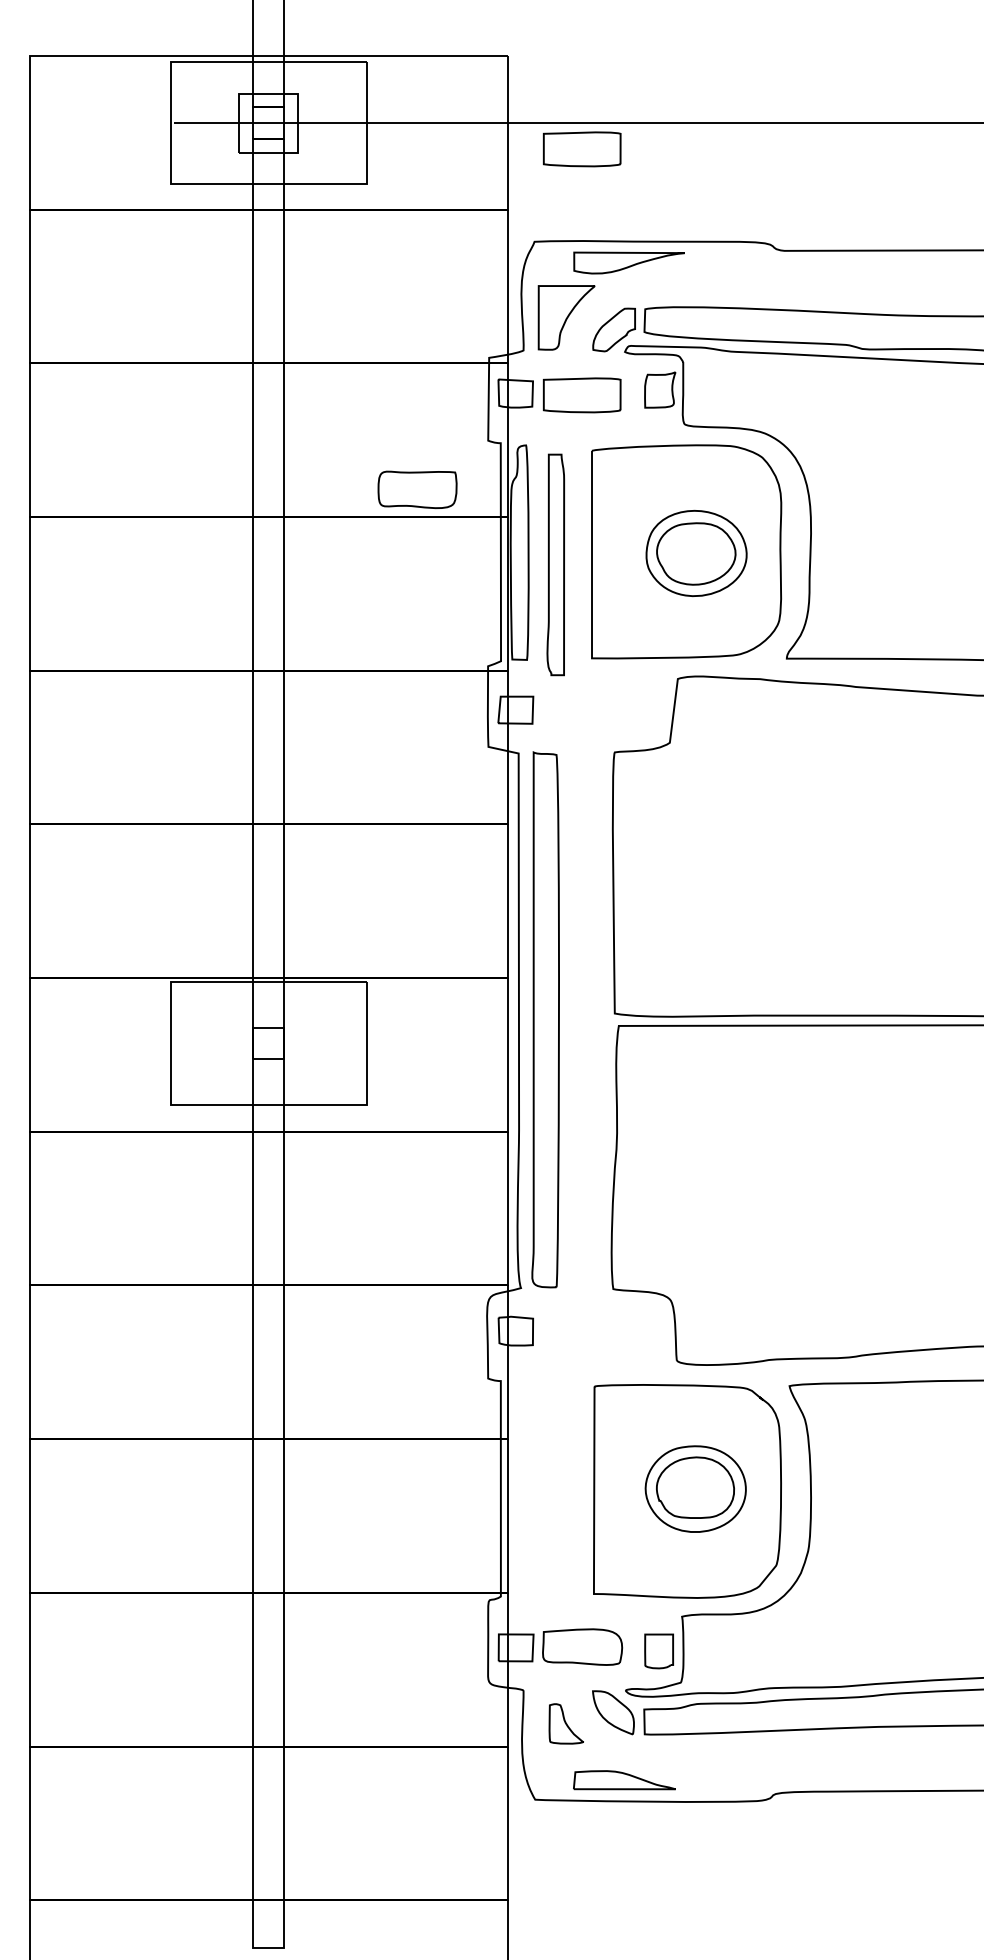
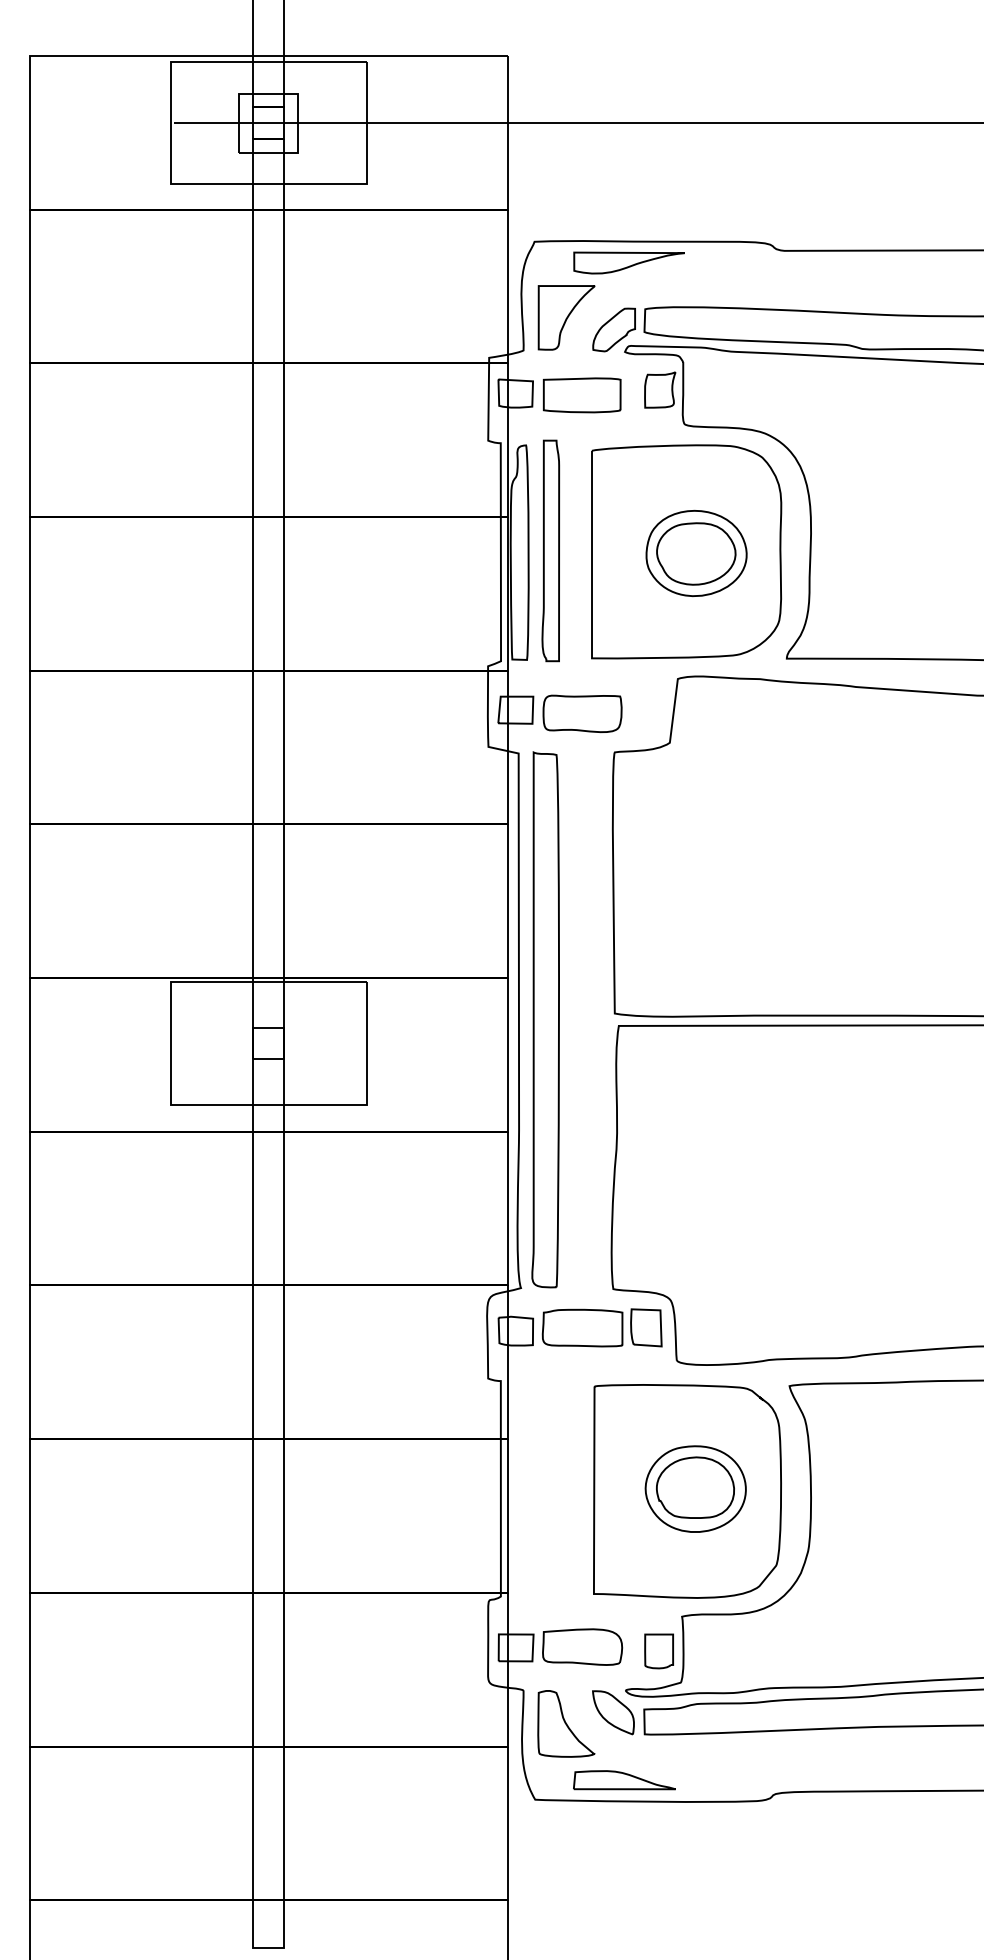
part: present -> none (581, 149)
part position: (417, 489) -> (582, 713) (582, 713)
part position: (555, 564) -> (550, 550) (550, 550)
part: none -> present (601, 1327)
part size: 36x42 px -> 59x68 px (566, 1723)
